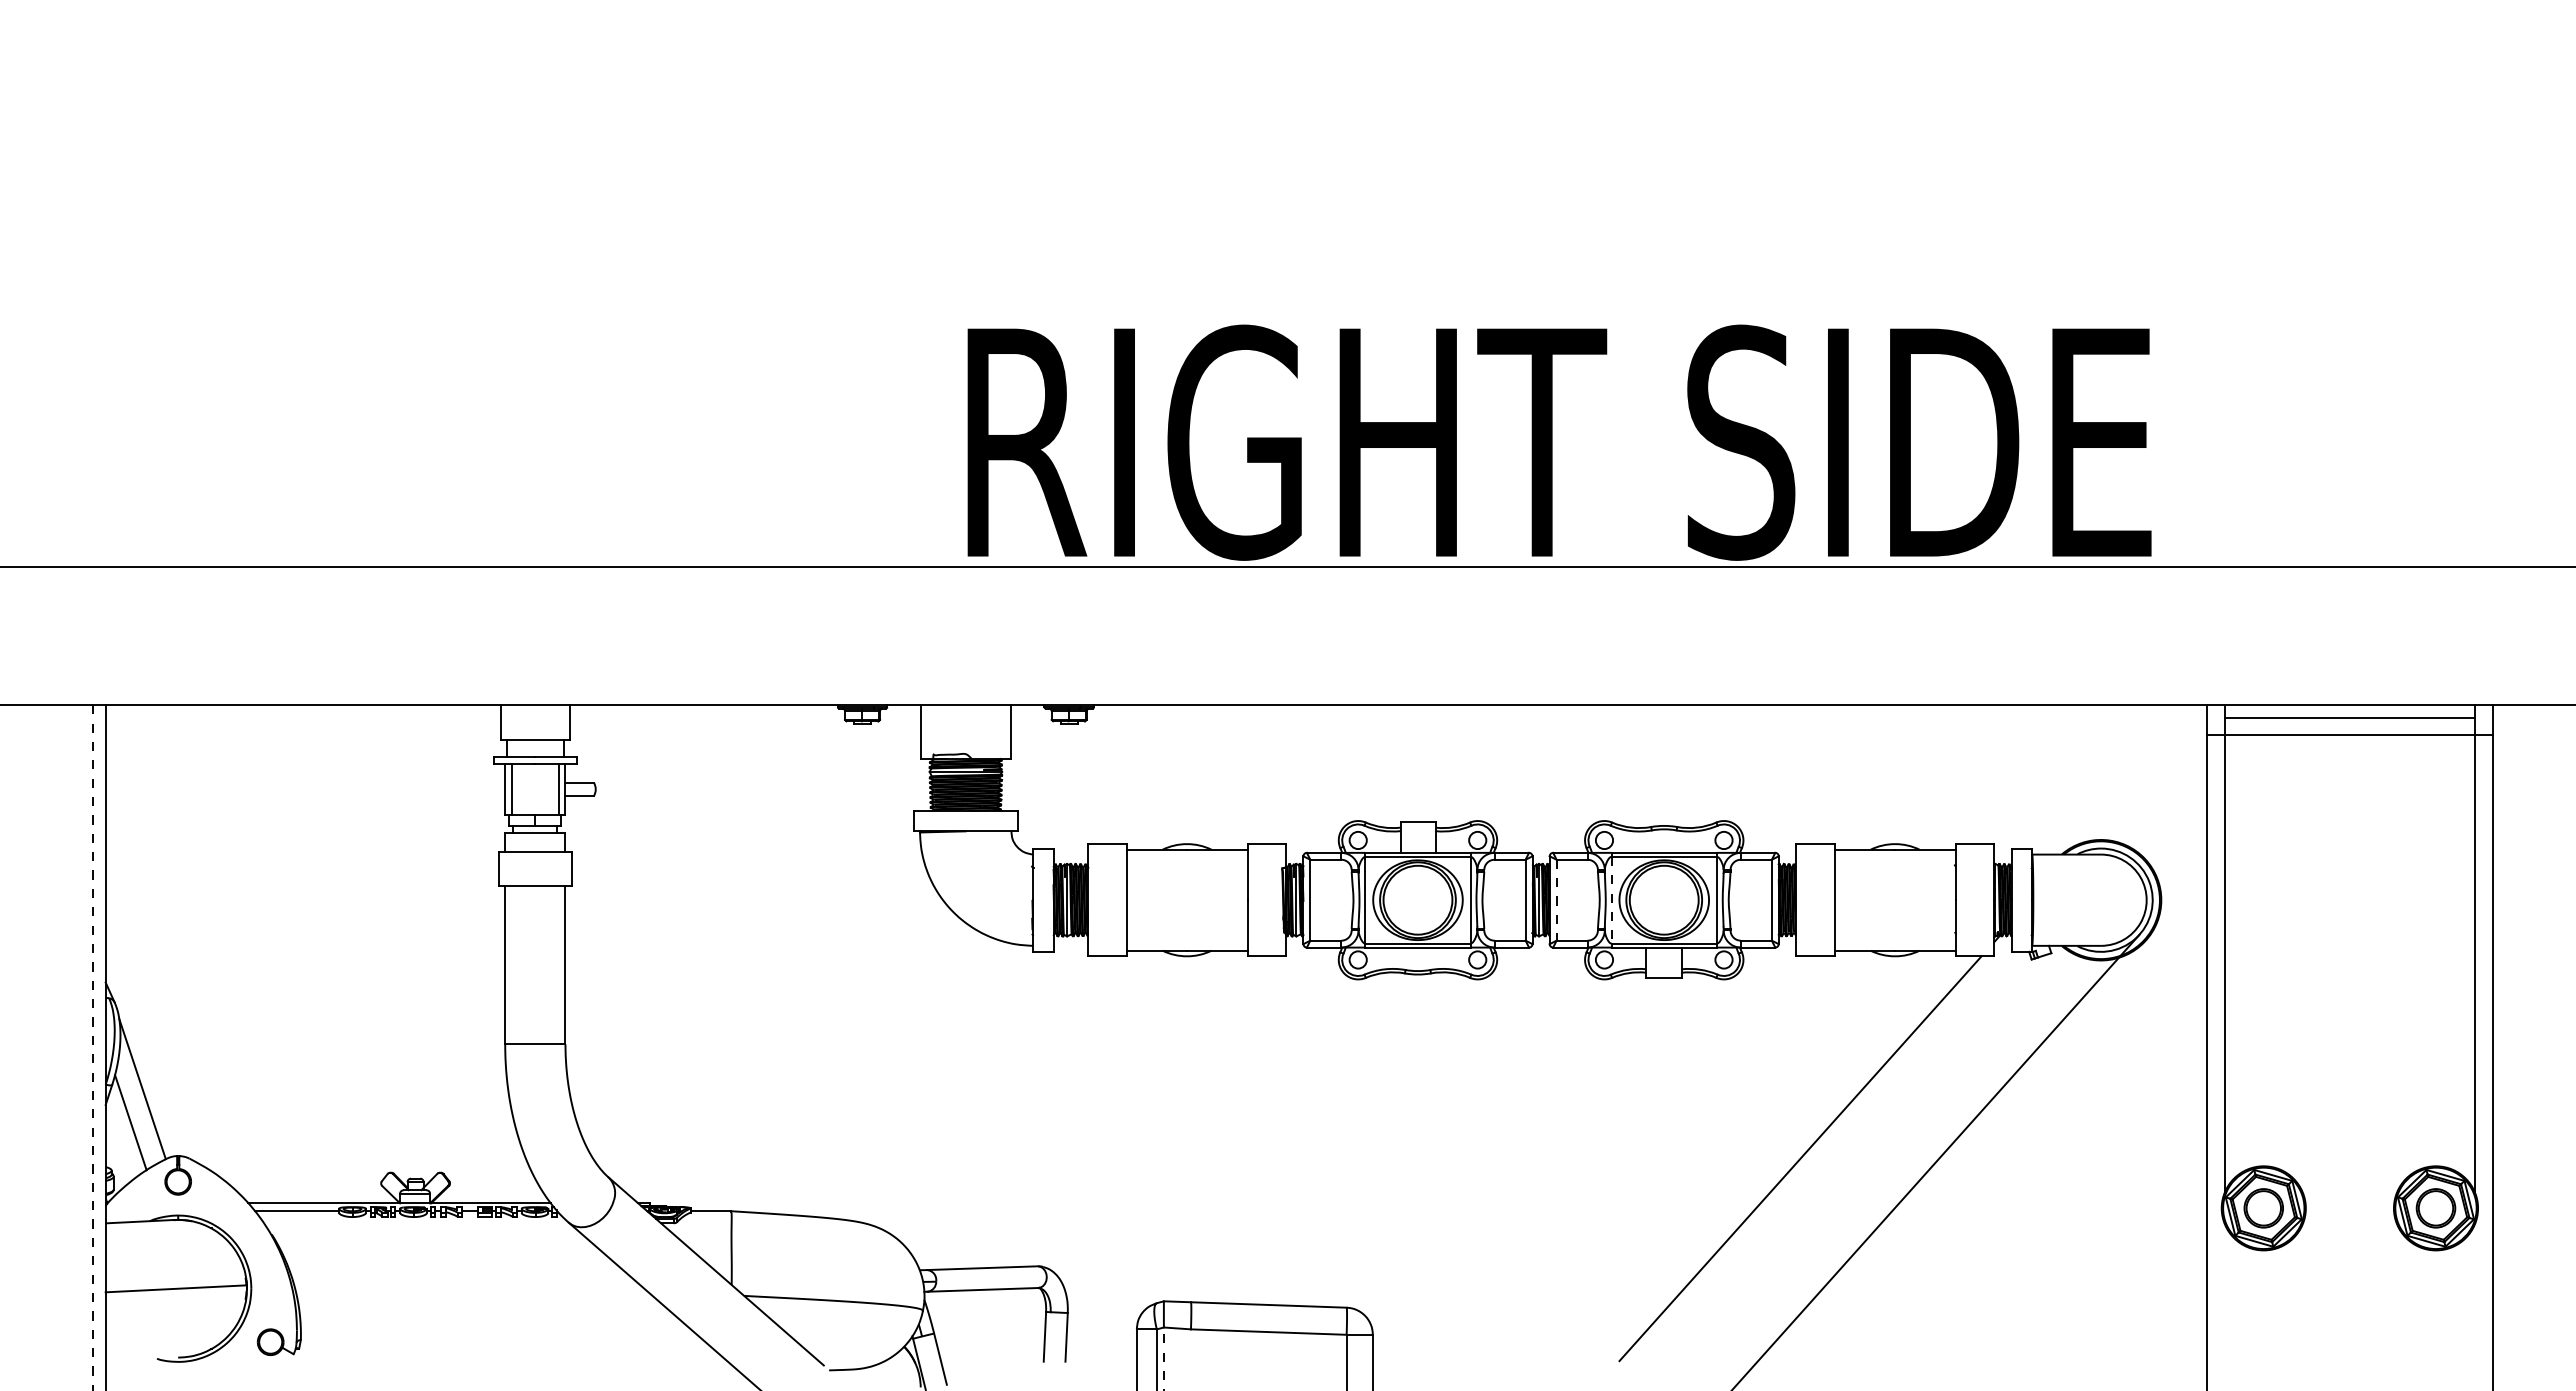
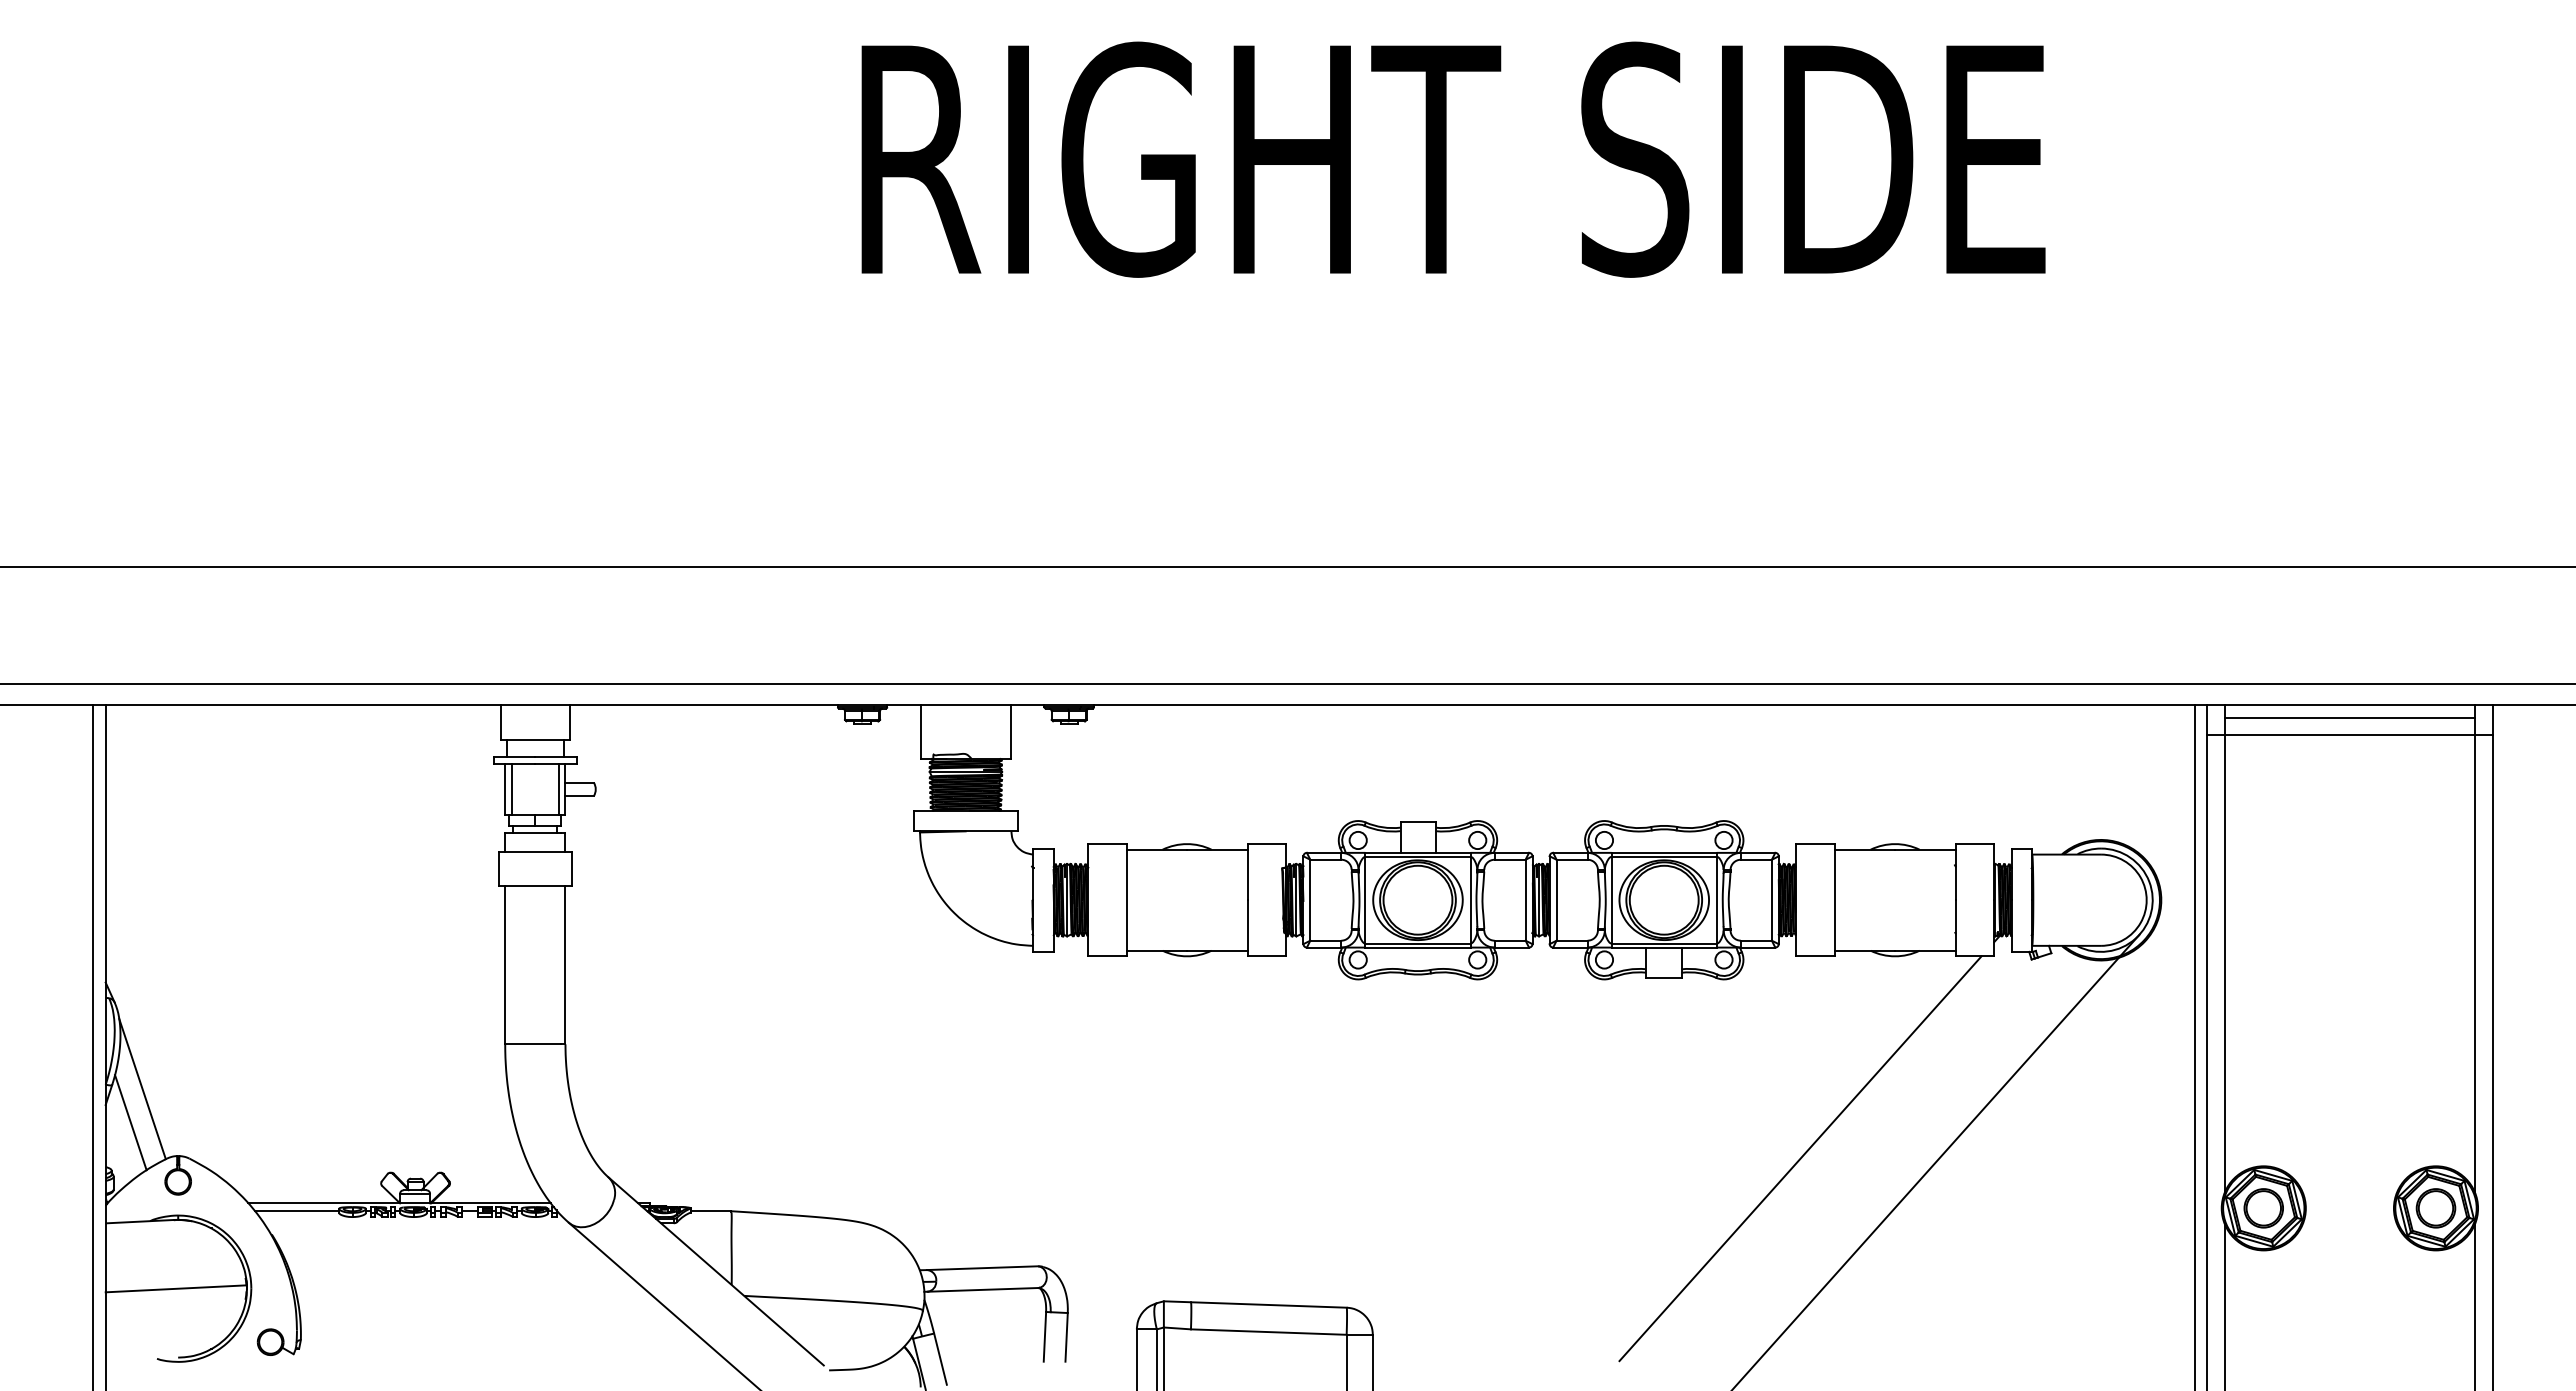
text position: (1559, 442) -> (1453, 159) (1453, 159)
line: none -> present (1287, 684)
line: dashed -> solid (1556, 900)
line: dashed -> solid (1611, 900)
line: none -> present (2194, 1046)
line: dashed -> solid (93, 1048)
line: none -> present (2224, 1305)
line: none -> present (2475, 1305)
line: dashed -> solid (1163, 1358)
